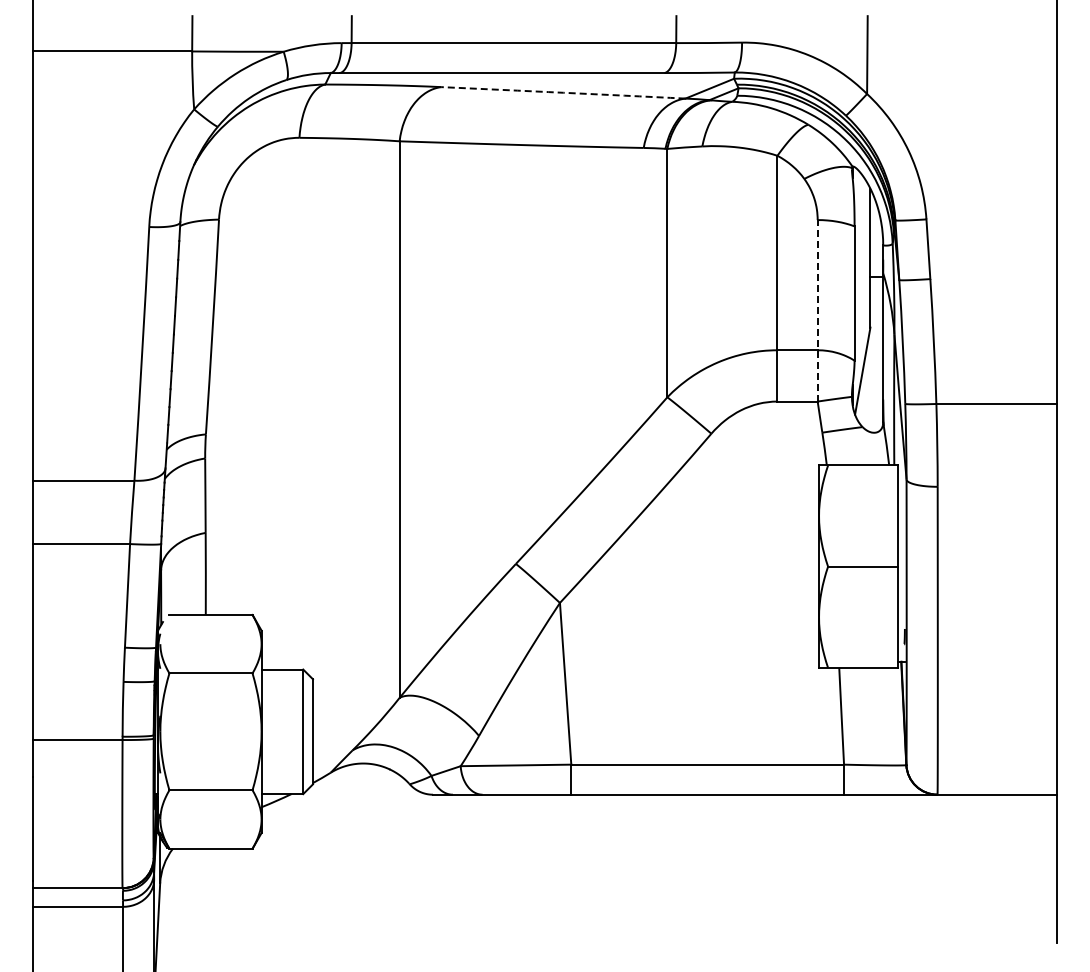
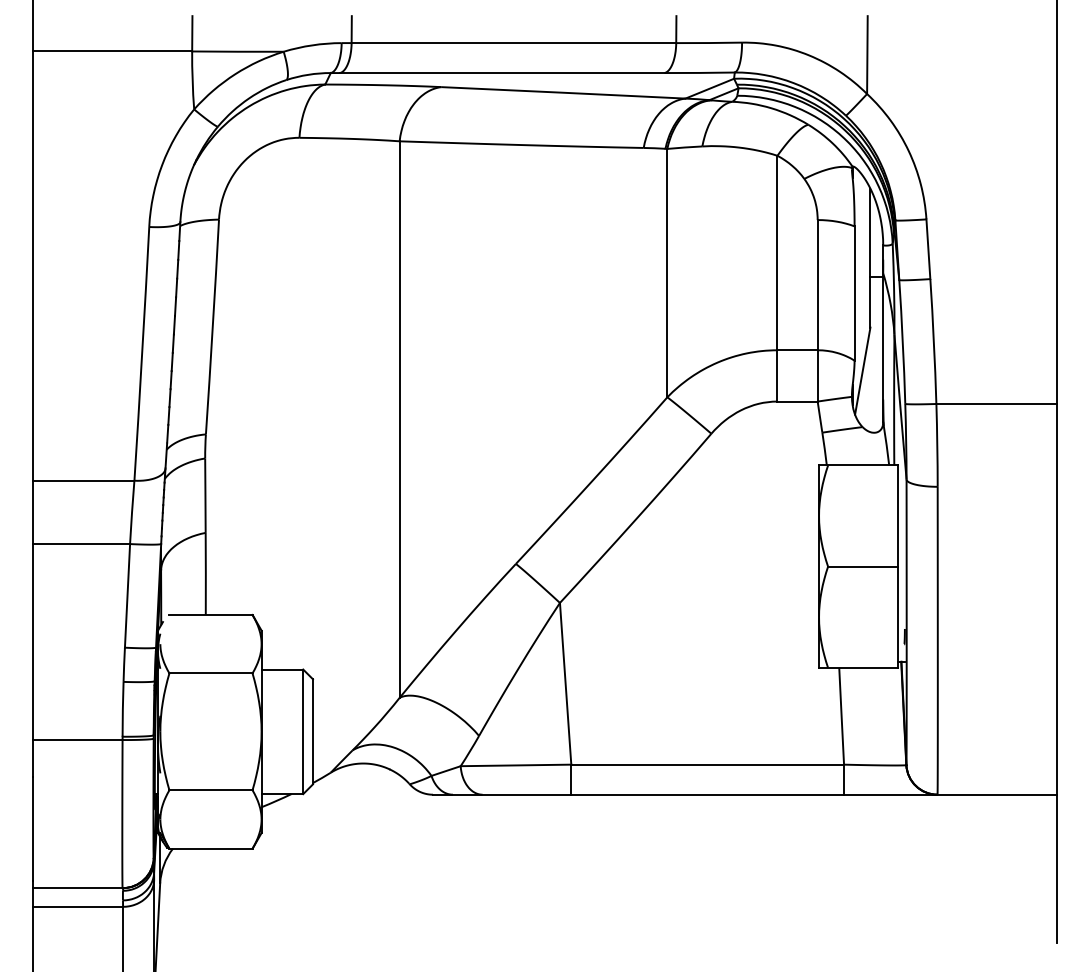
arc: dashed -> solid (563, 92)
line: dashed -> solid (817, 310)
